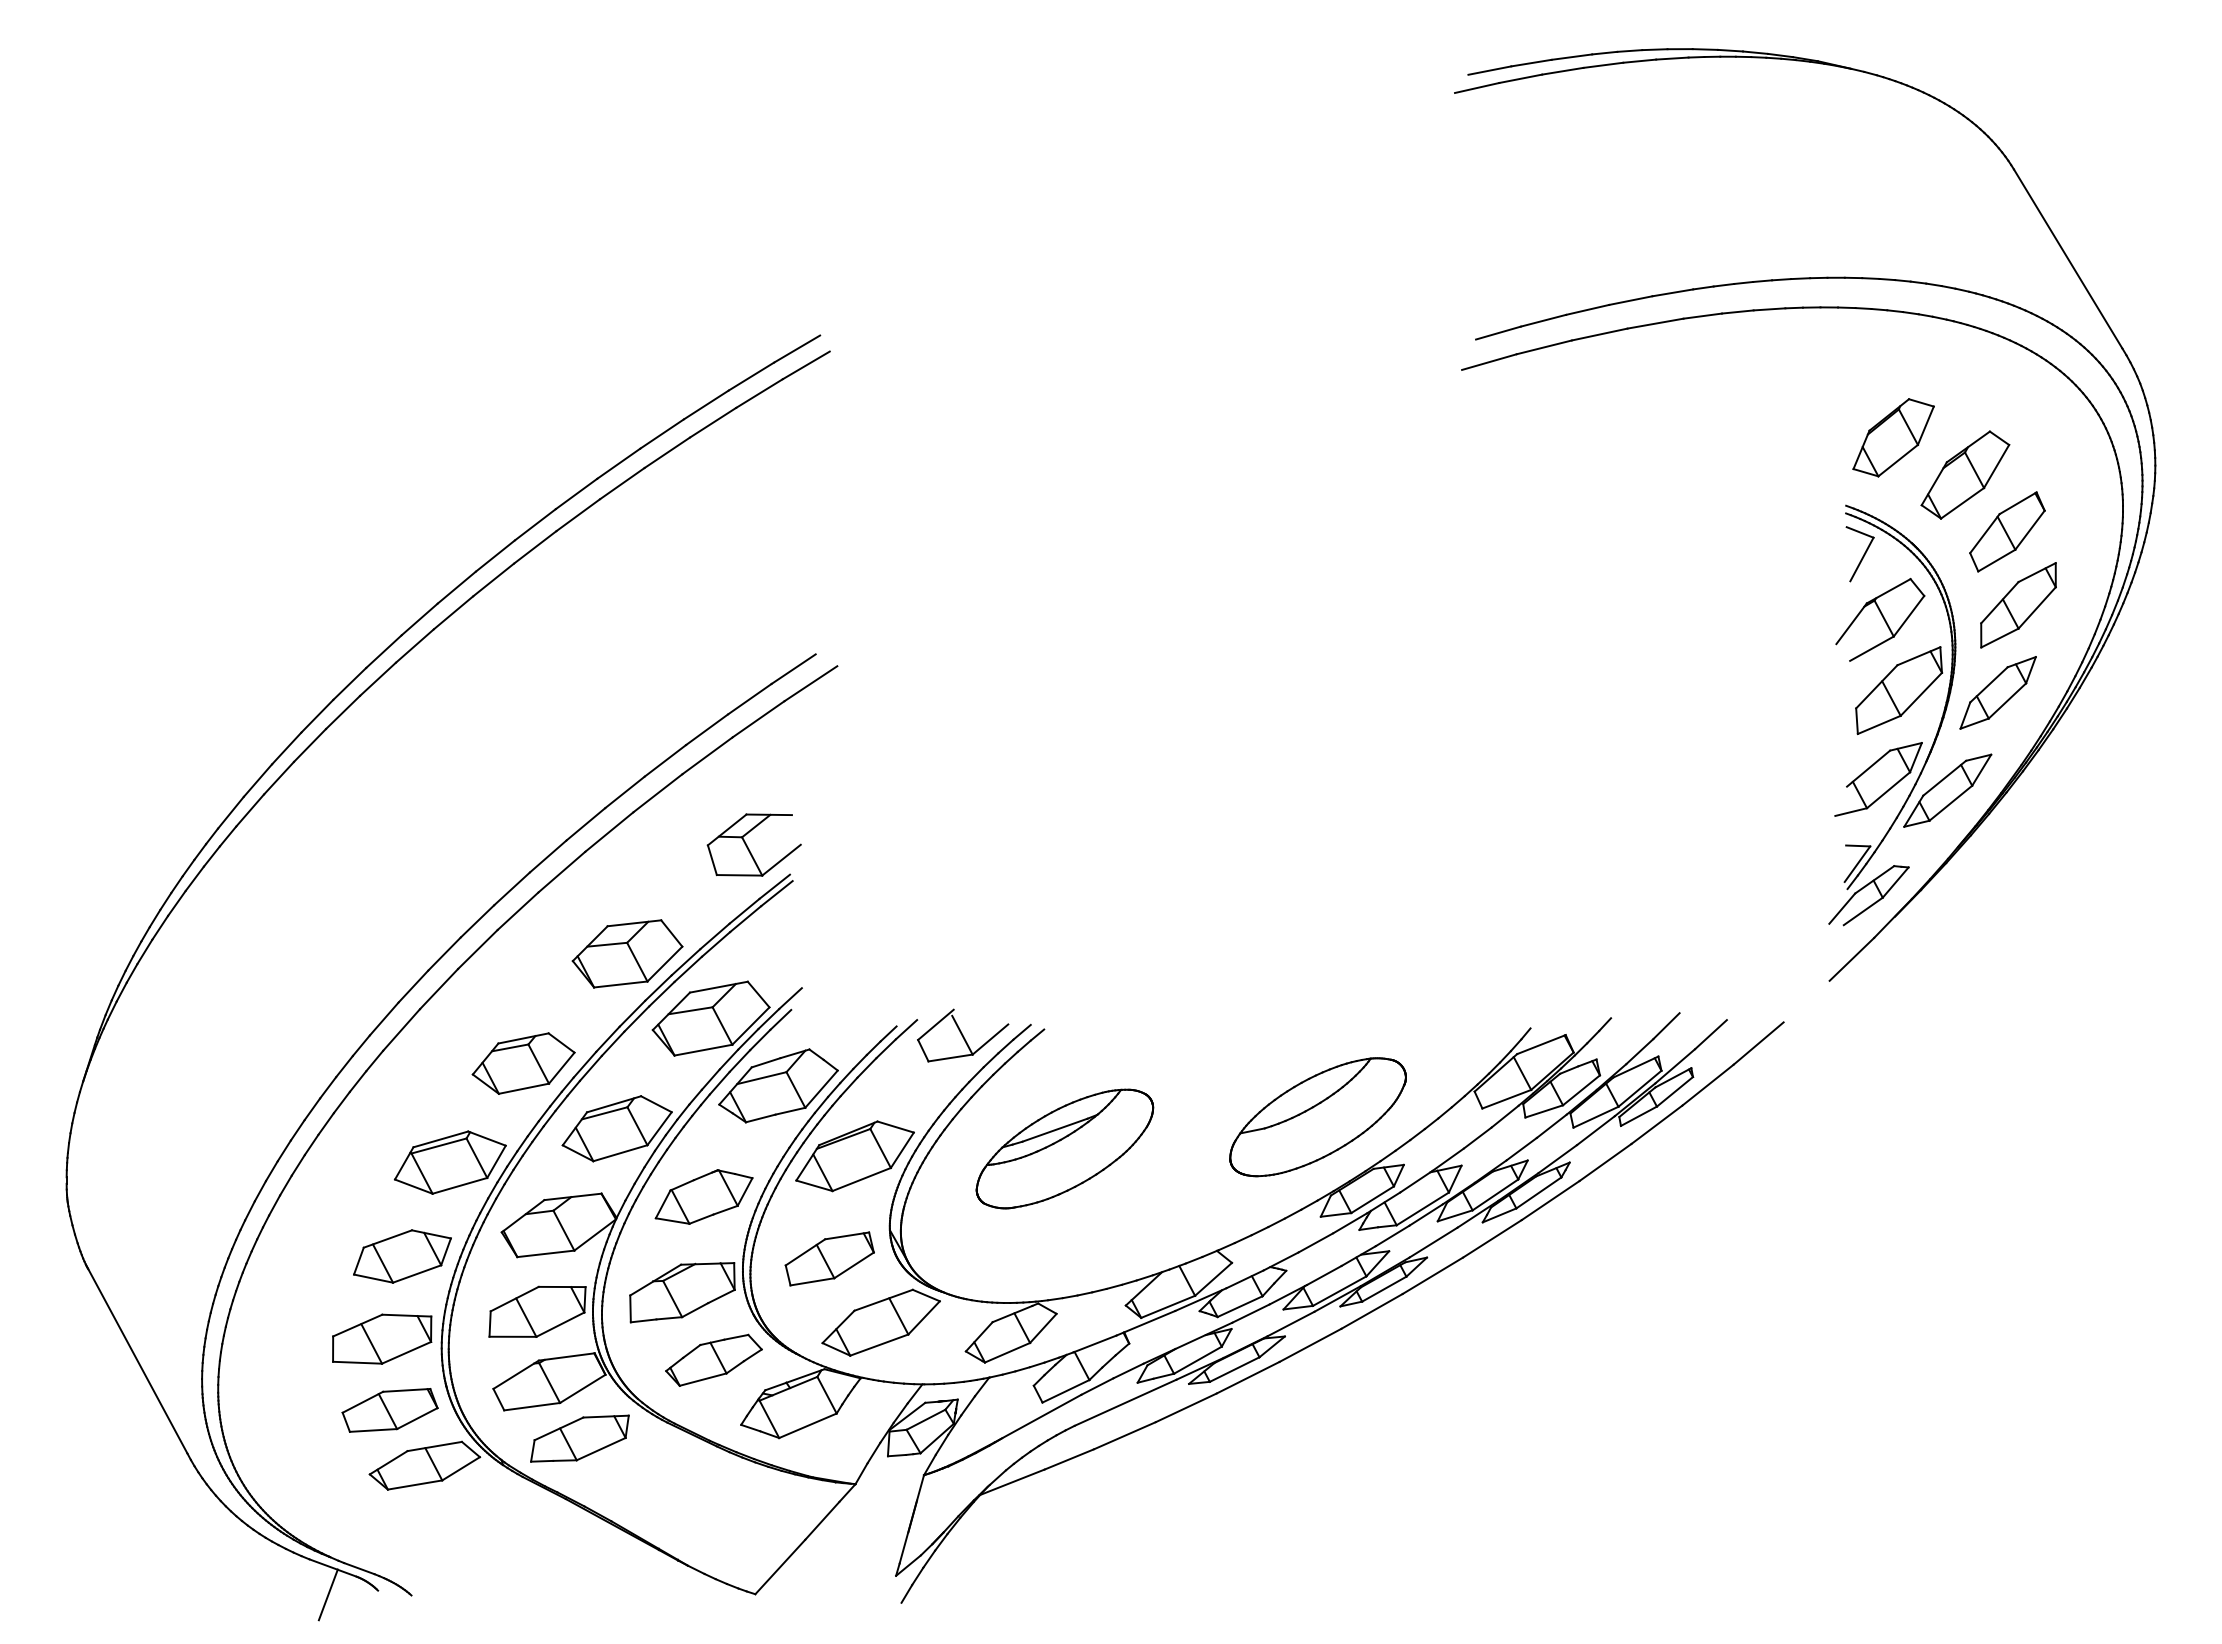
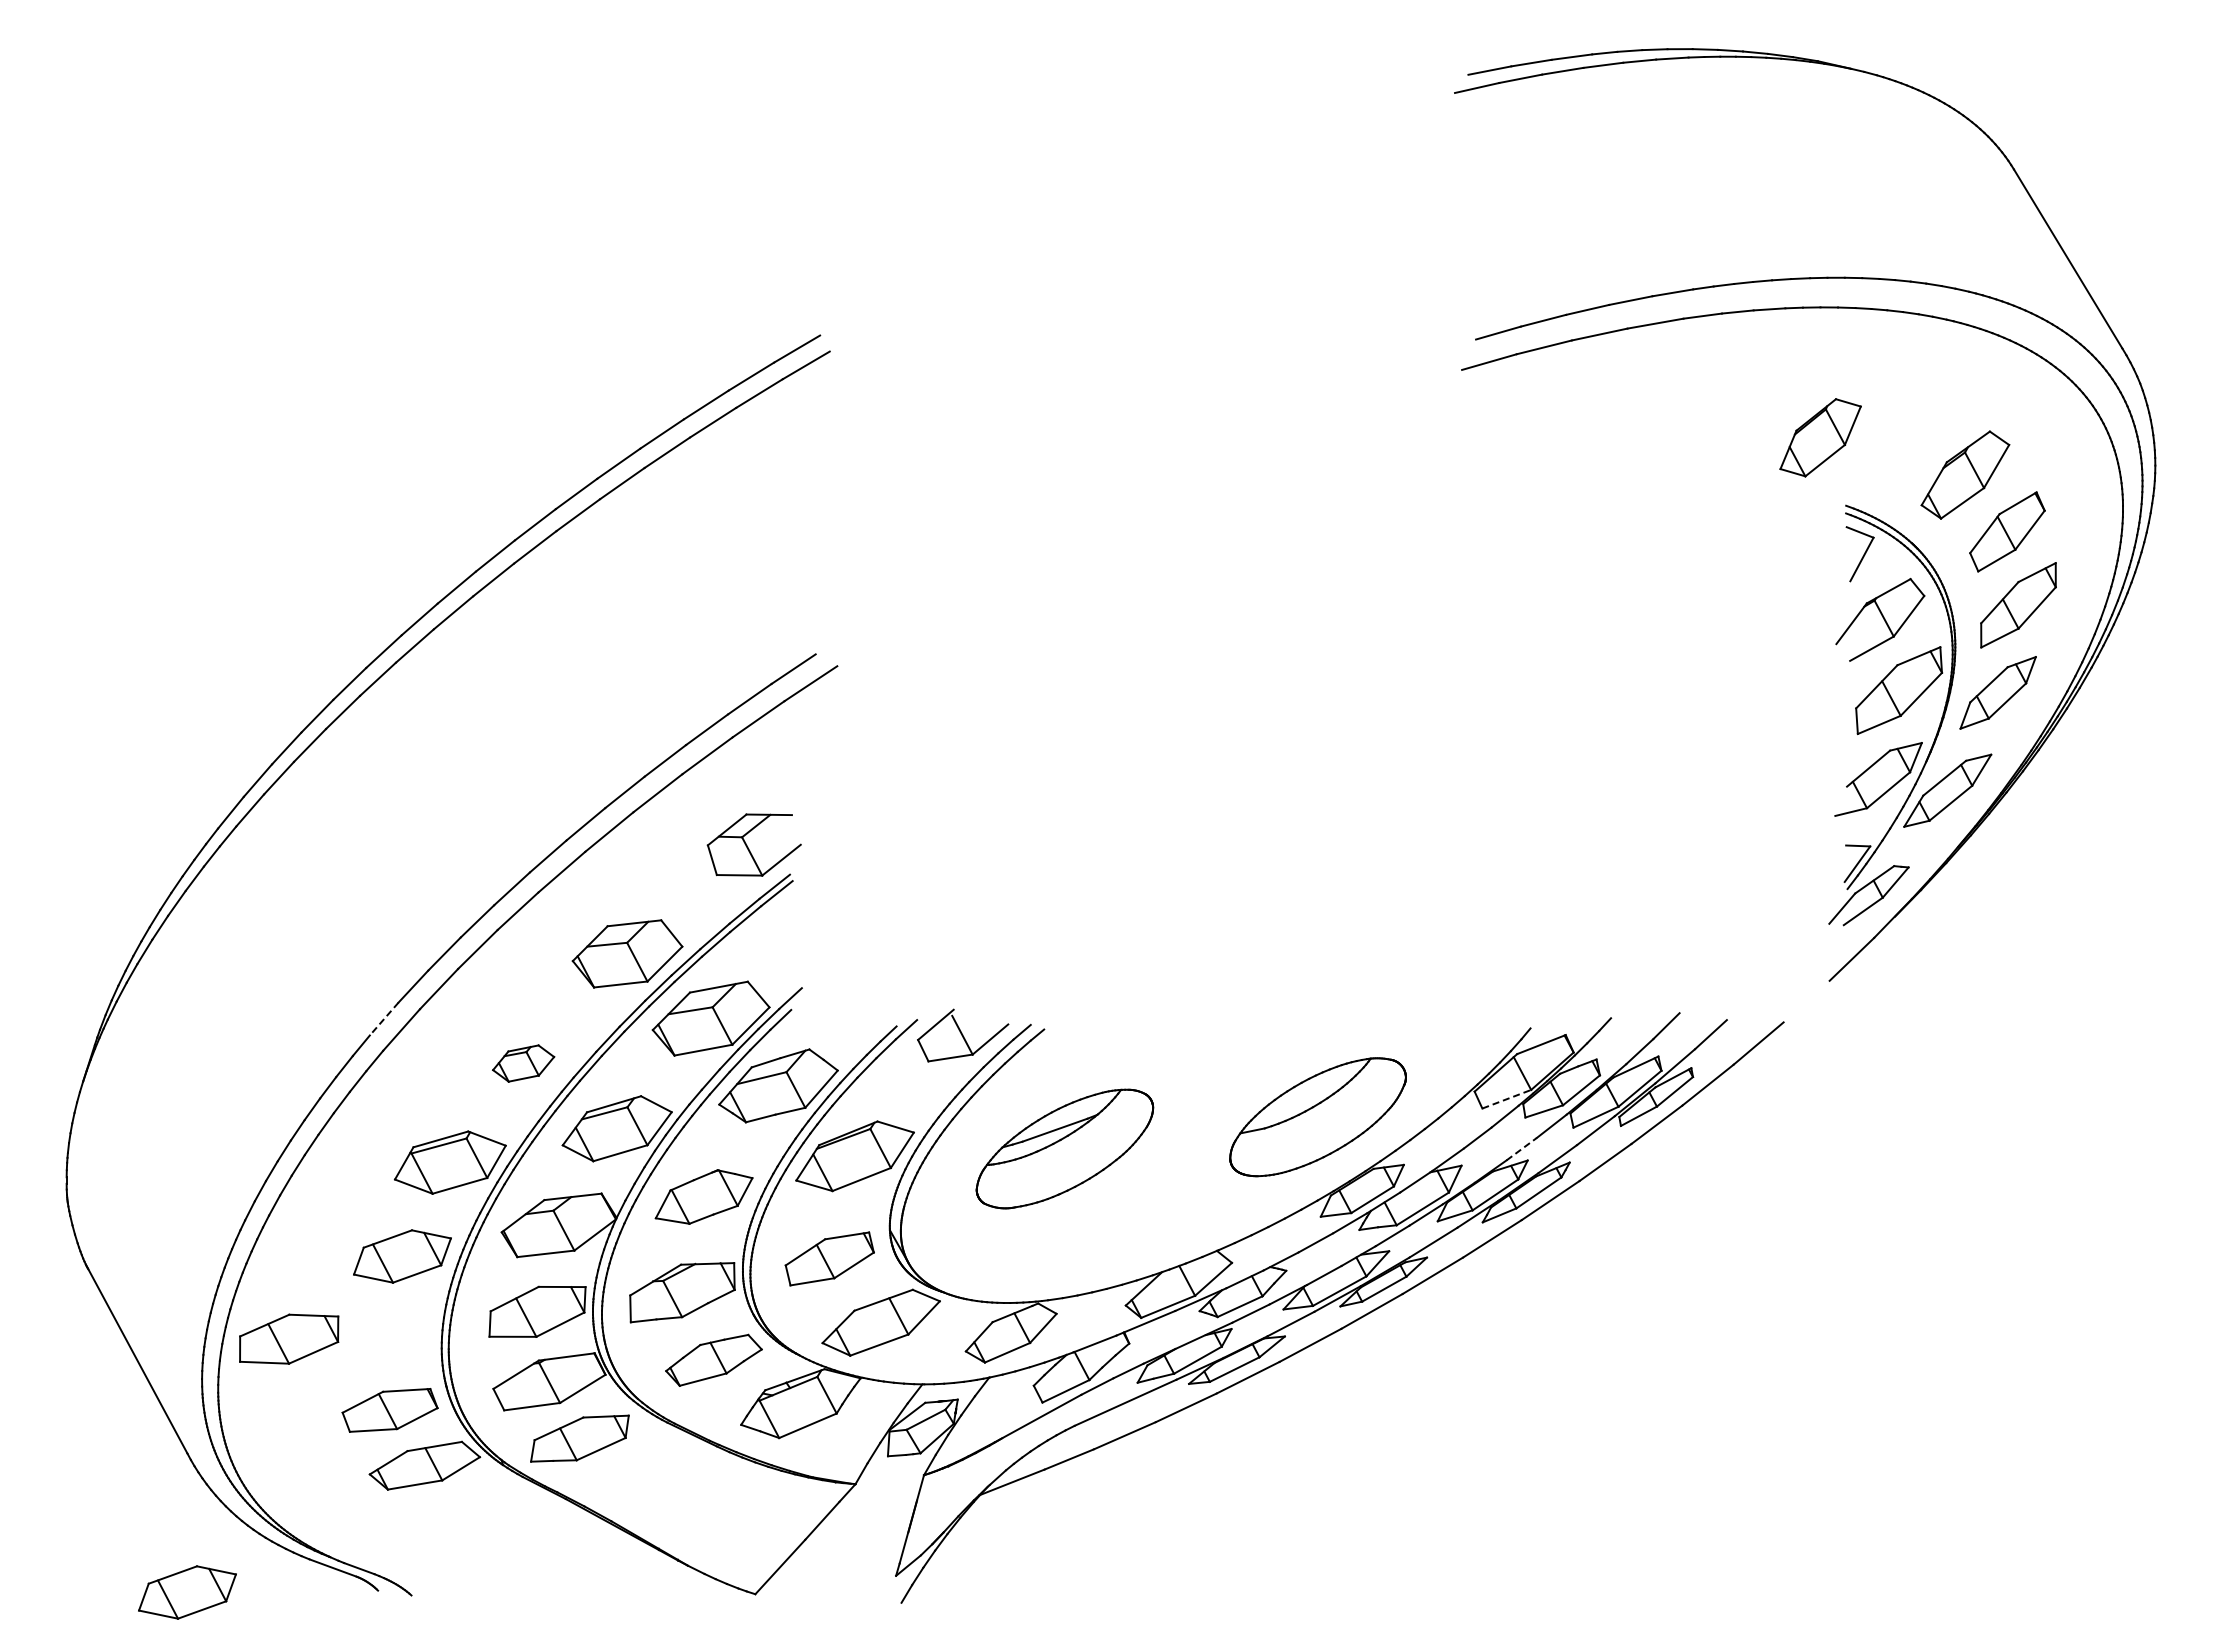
part position: (1893, 437) -> (1820, 437) (1820, 437)
line: solid -> dashed (384, 1019)
part size: 105x63 px -> 64x39 px (523, 1063)
line: solid -> dashed (1507, 1099)
line: solid -> dashed (1521, 1149)
part position: (382, 1338) -> (289, 1338) (289, 1338)
part: none -> present (187, 1592)
line: present -> none (327, 1594)
